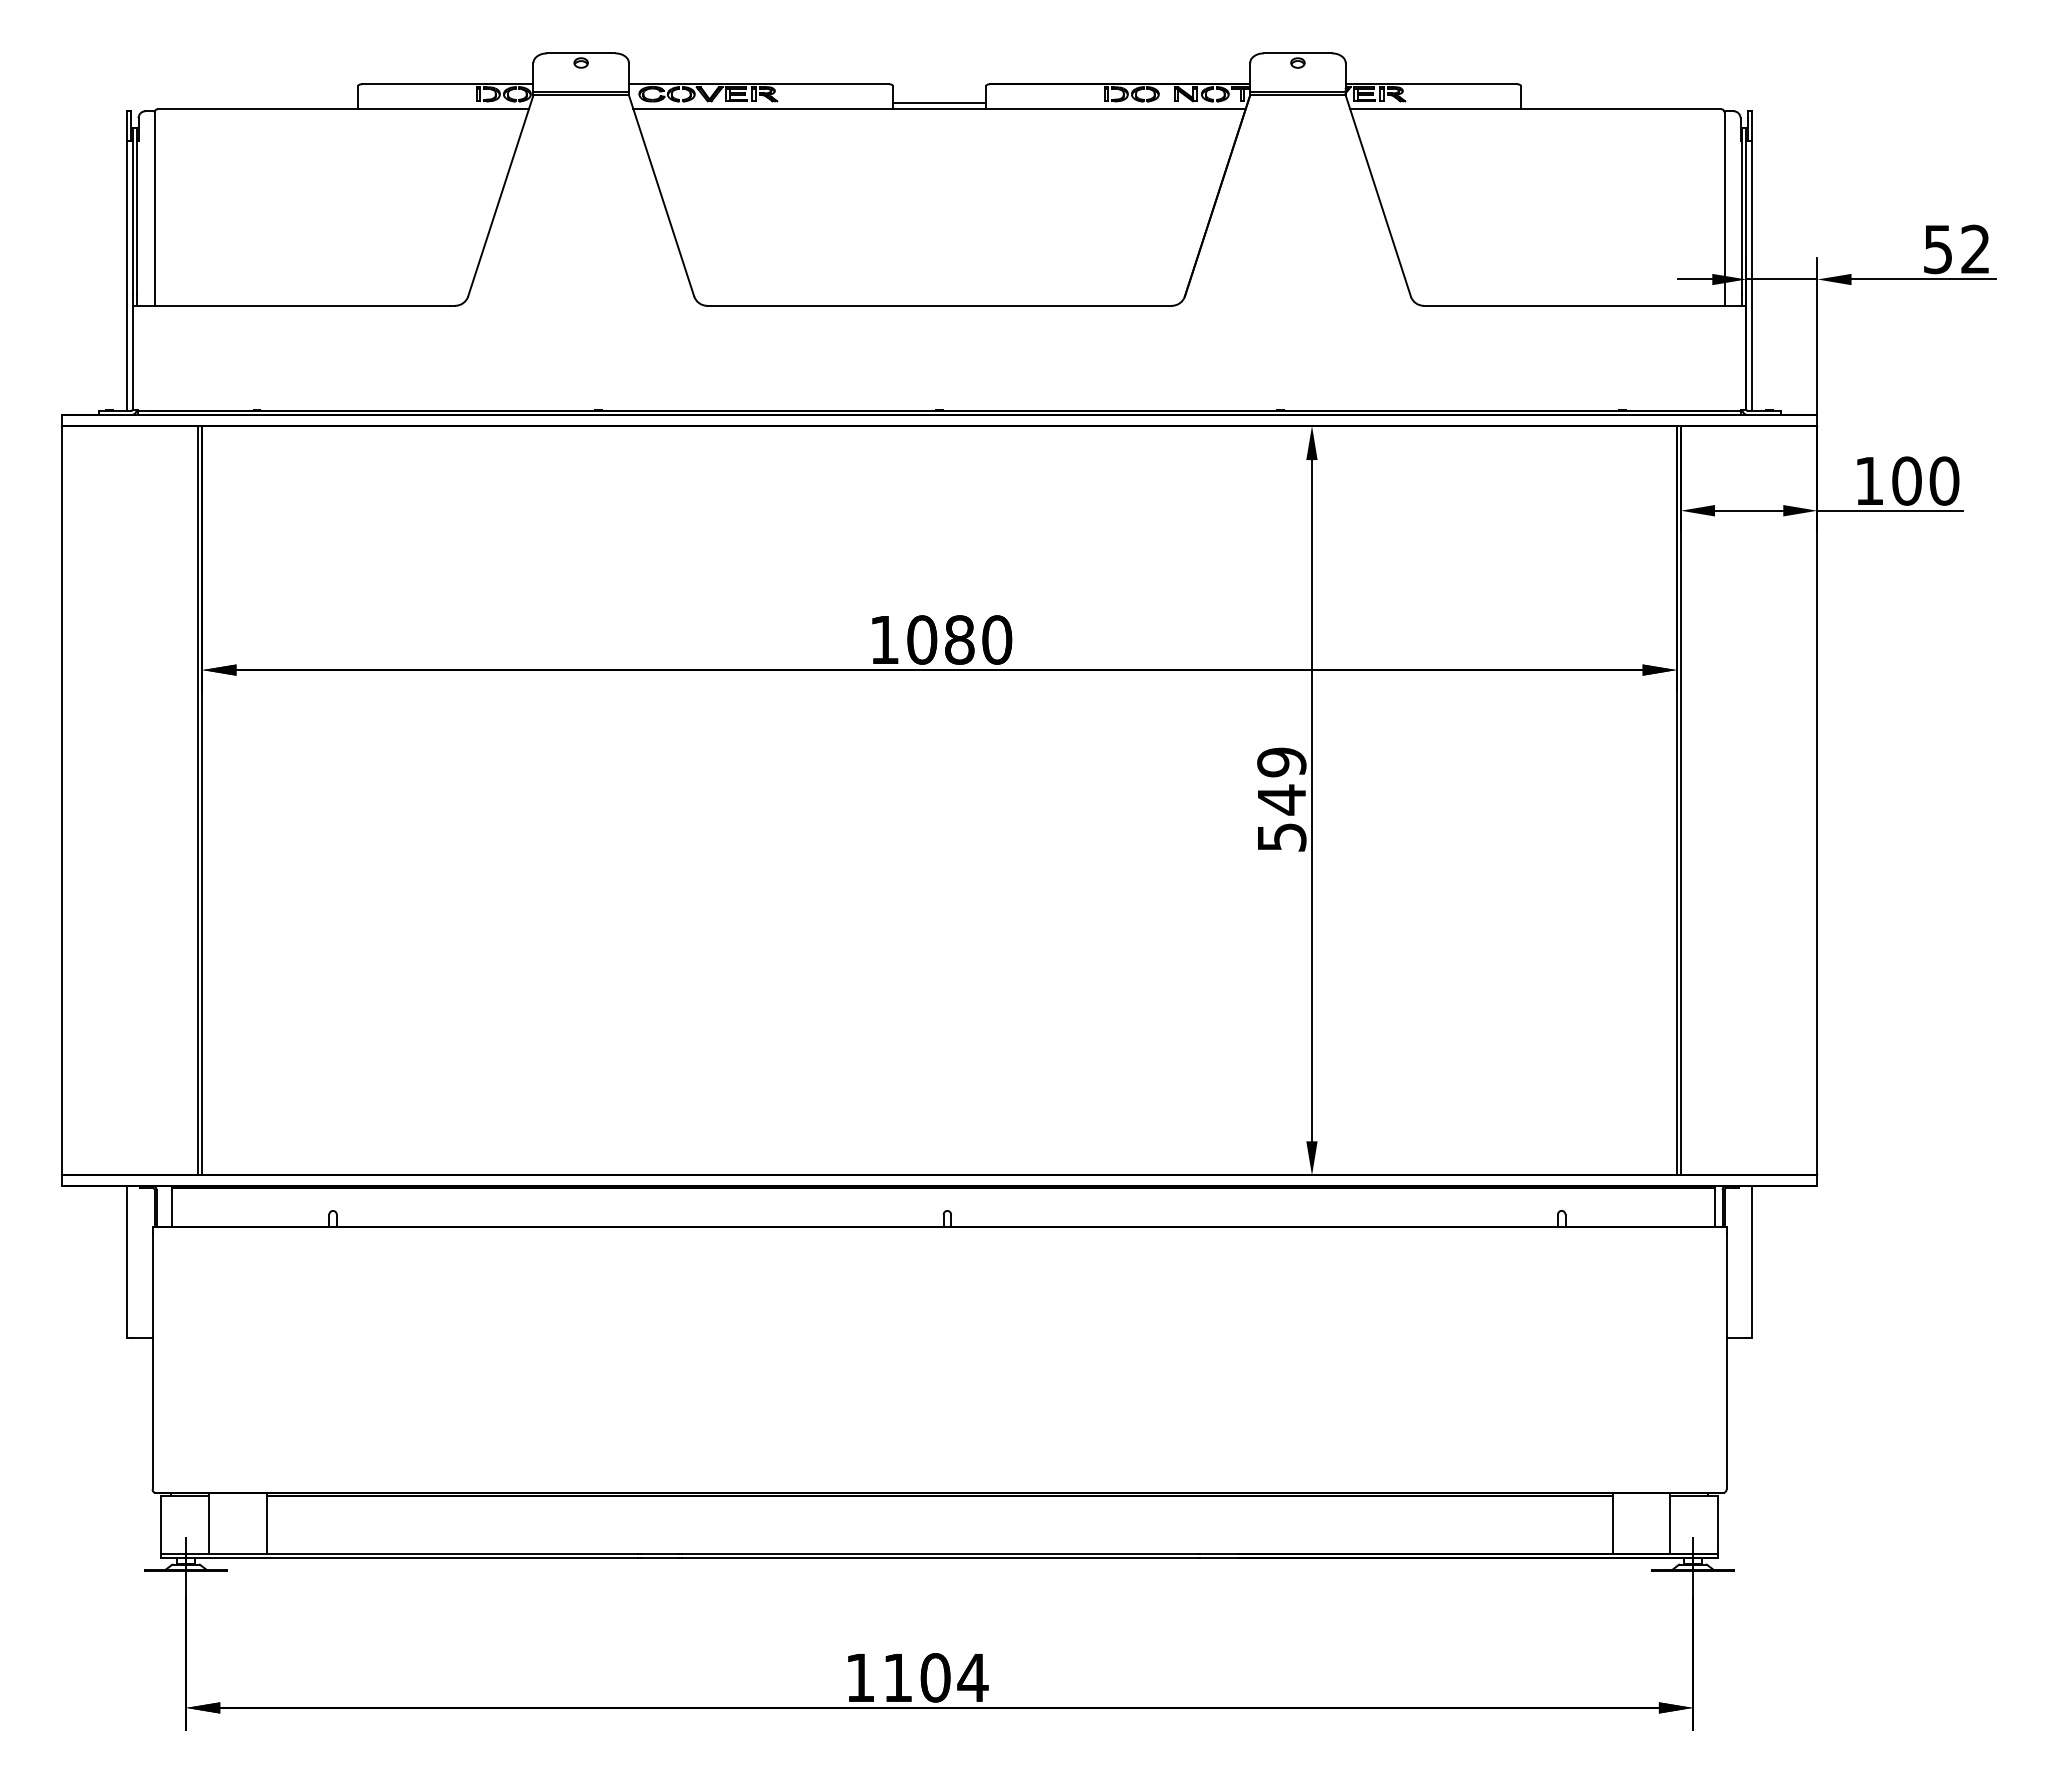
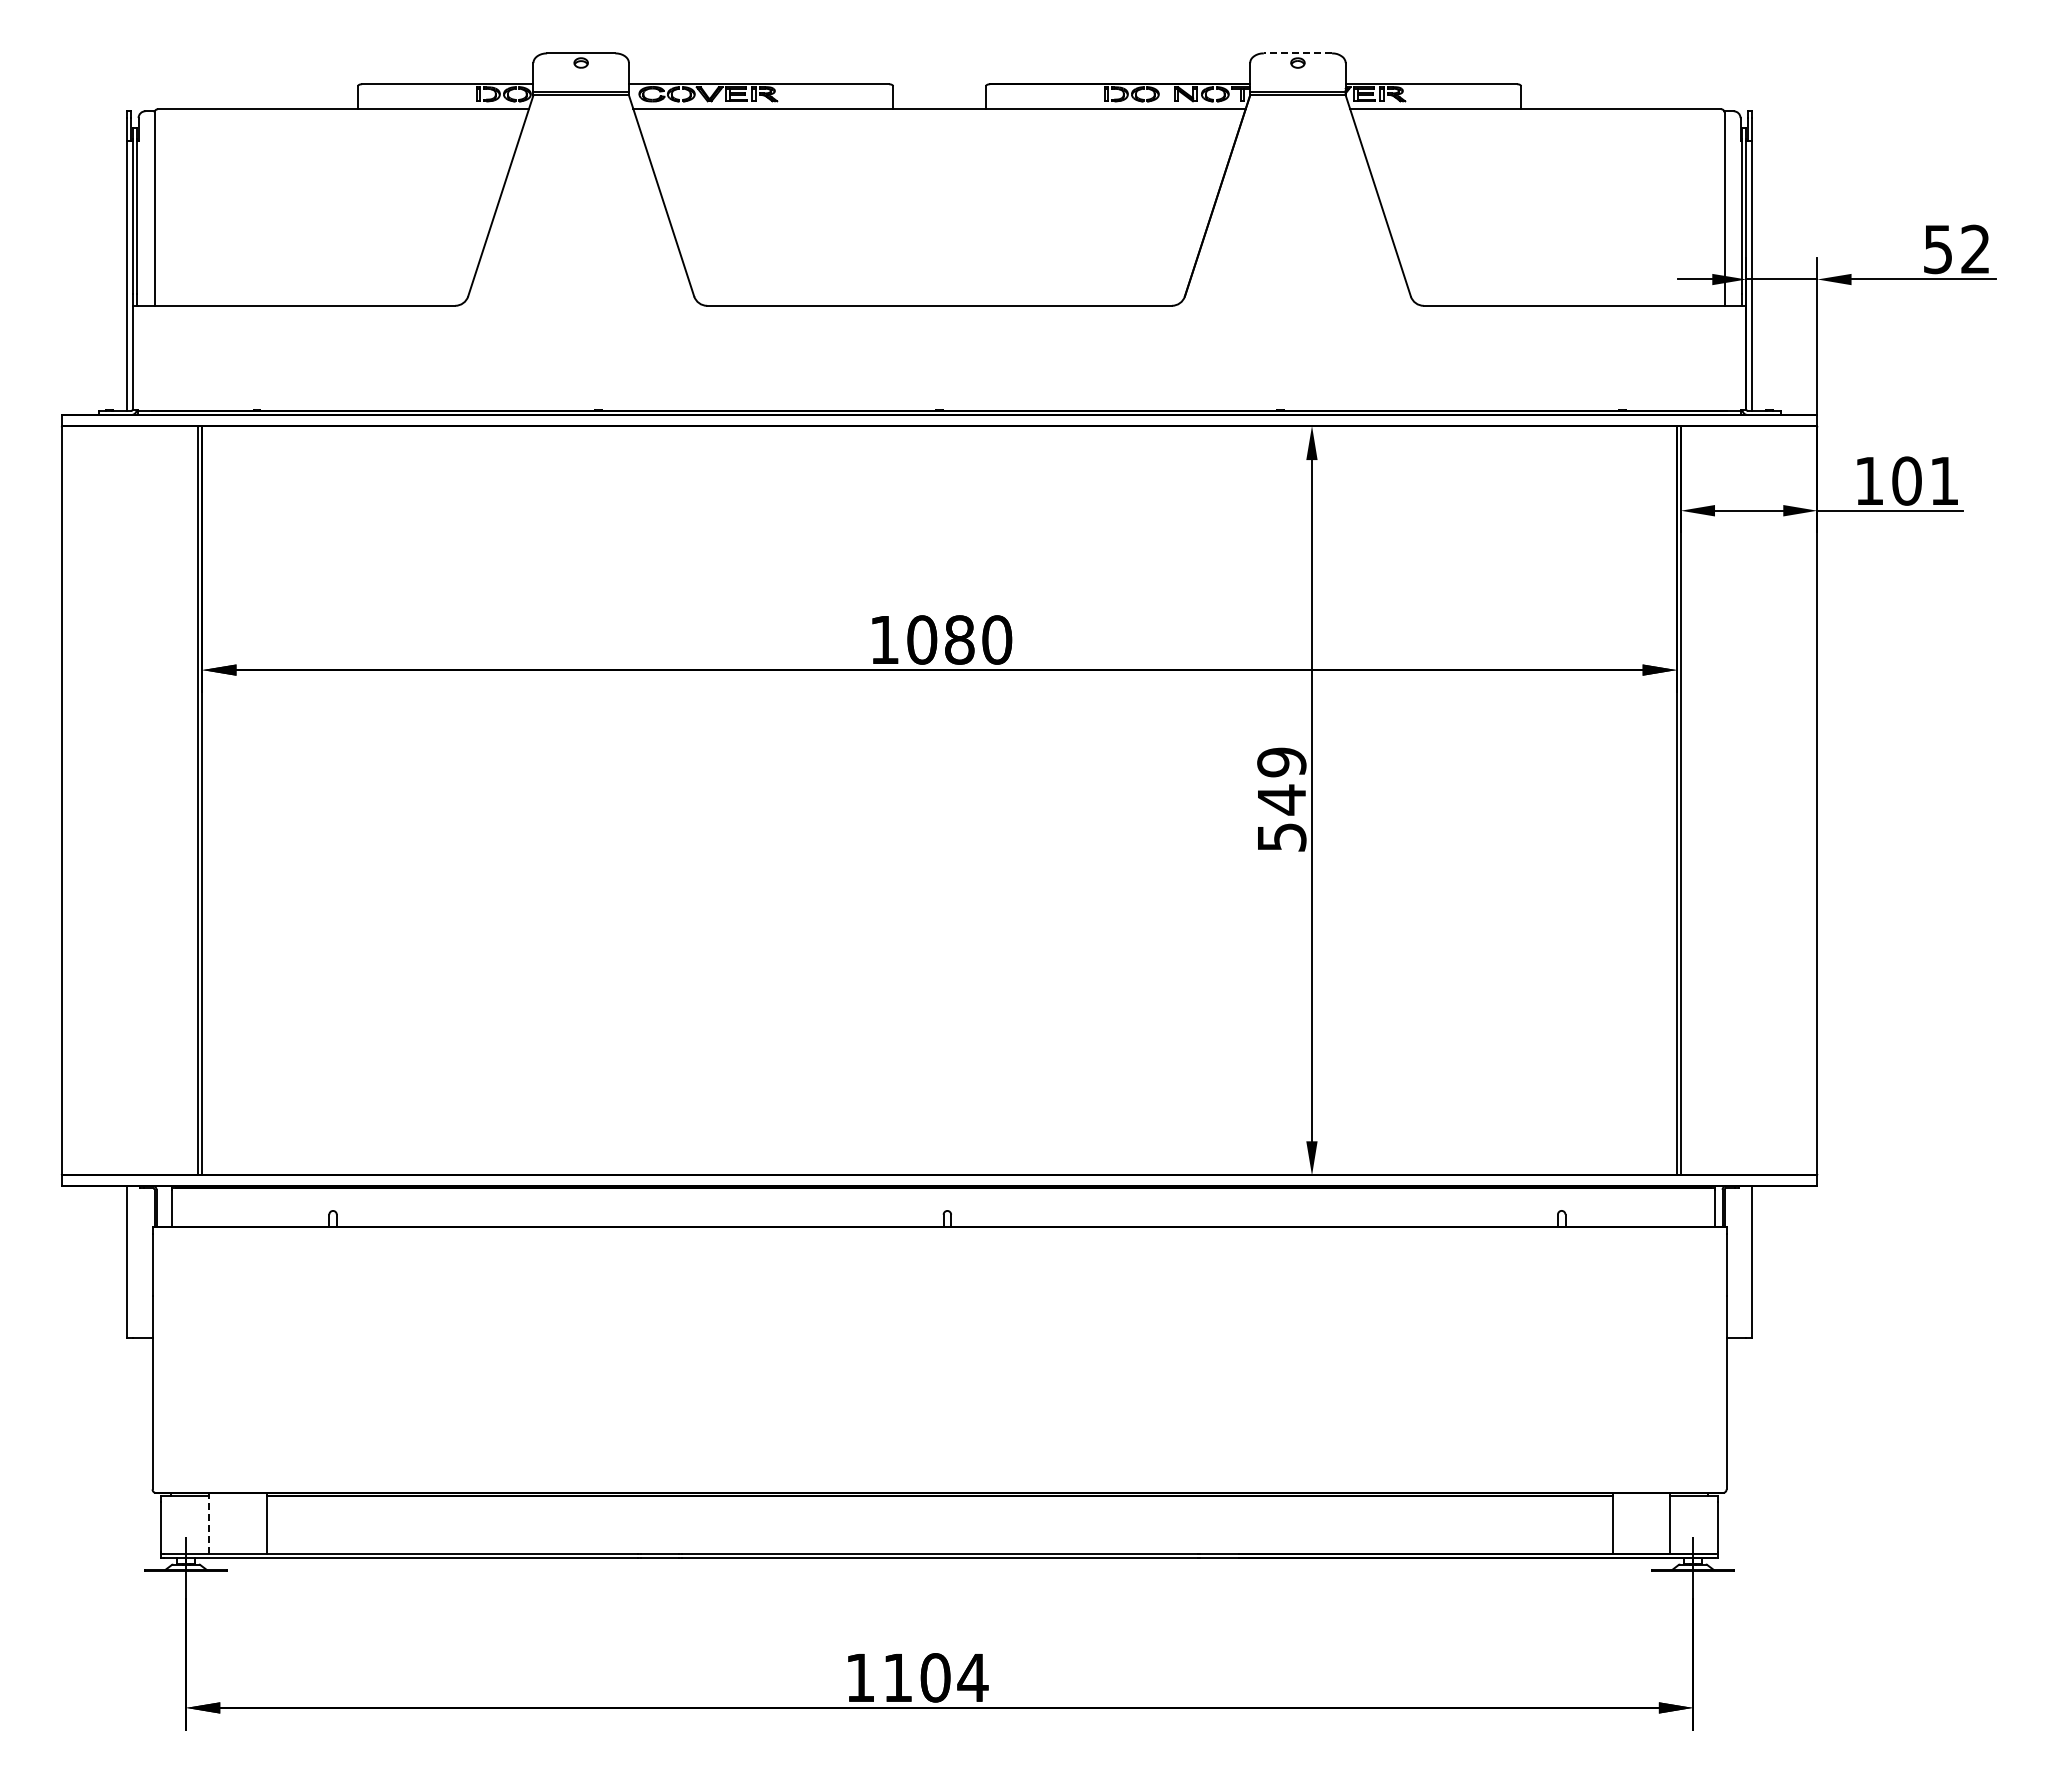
line: solid -> dashed (1297, 53)
line: present -> none (939, 103)
text: 100 -> 101 (1944, 480)
line: solid -> dashed (209, 1522)
